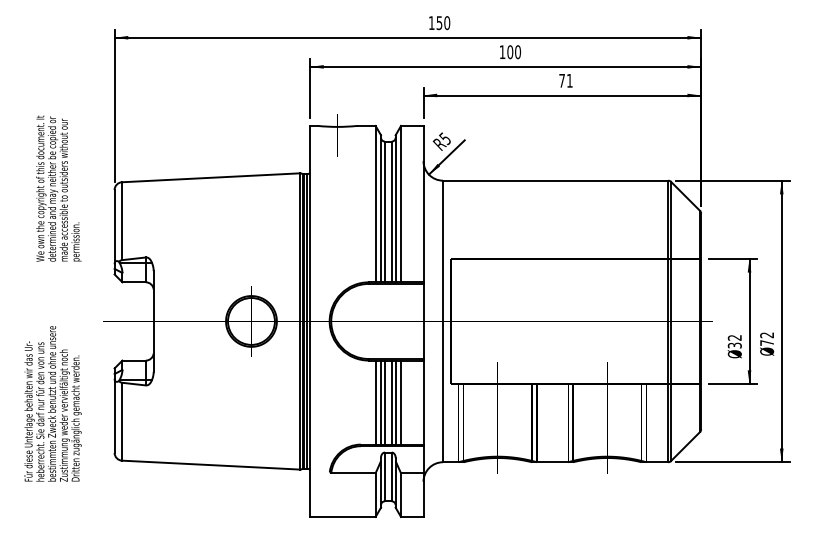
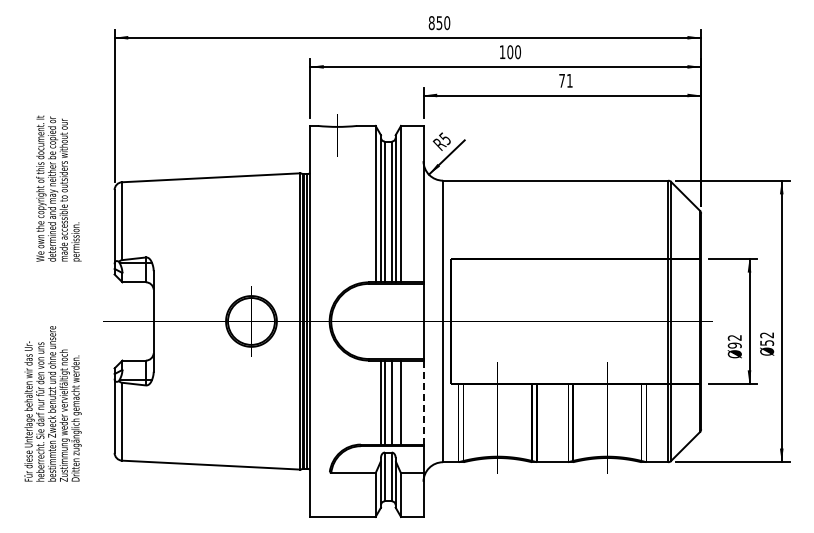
text: 150 -> 850 (431, 23)
text: 72 -> 52 (767, 342)
text: 32 -> 92 (734, 345)
line: present -> none (375, 402)
line: present -> none (395, 402)
line: solid -> dashed (423, 403)
